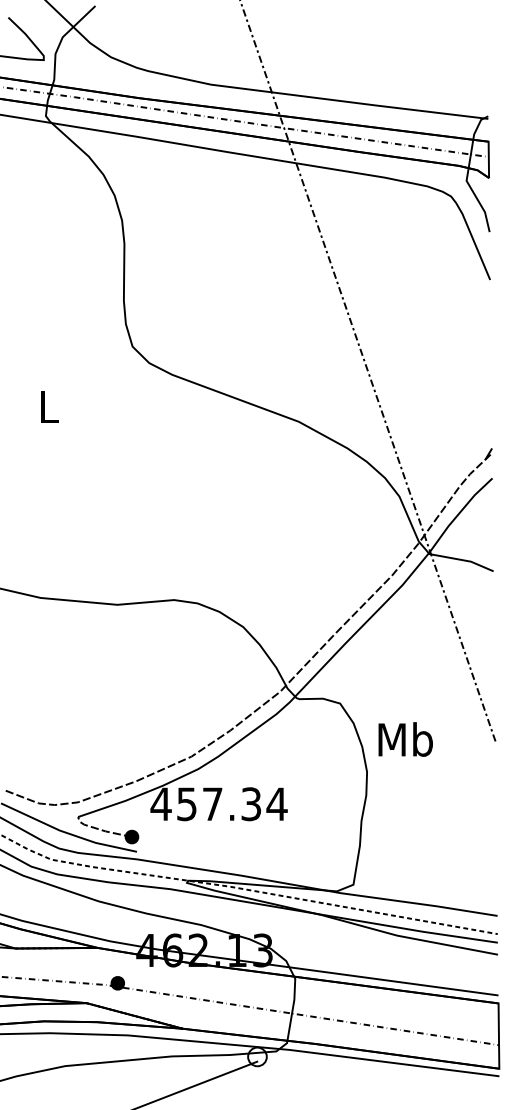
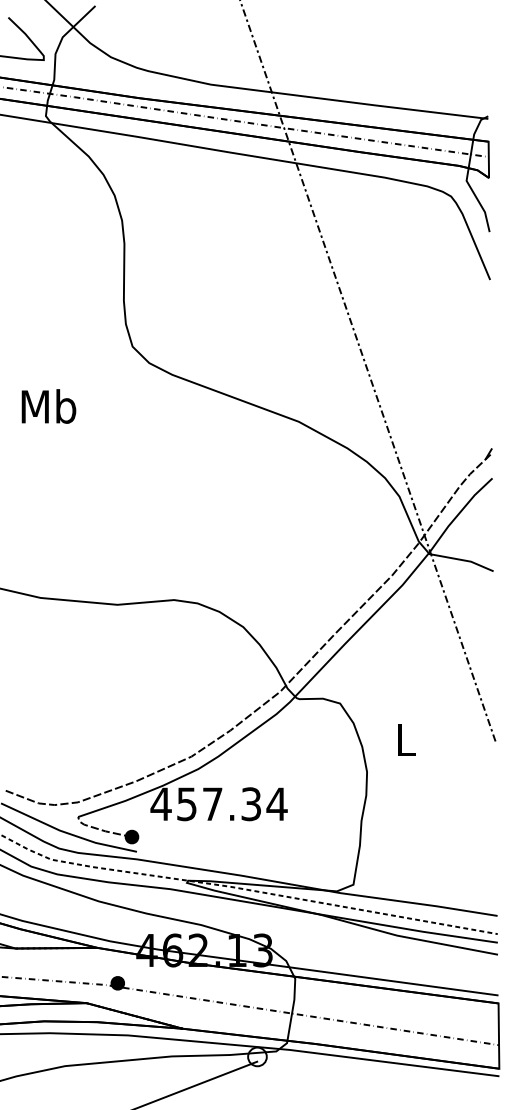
text: L -> Mb (48, 406)
text: Mb -> L (405, 739)
